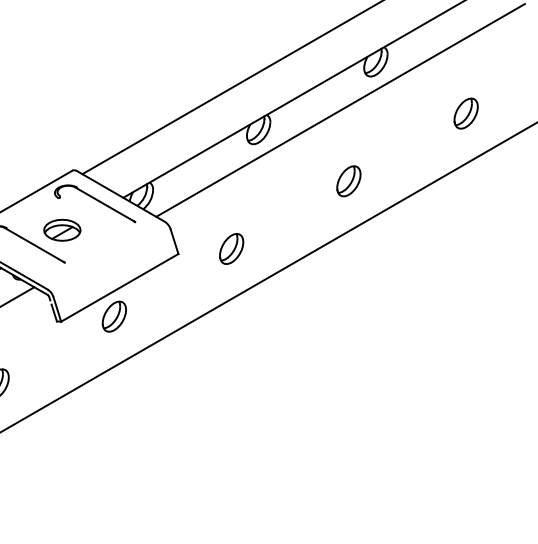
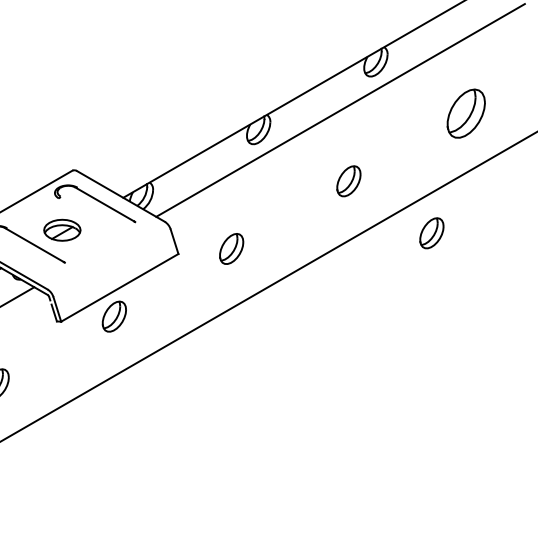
line: present -> none (230, 88)
part size: 26x33 px -> 40x51 px (465, 113)
part: none -> present (431, 233)
line position: (268, 277) -> (268, 286) (268, 286)
